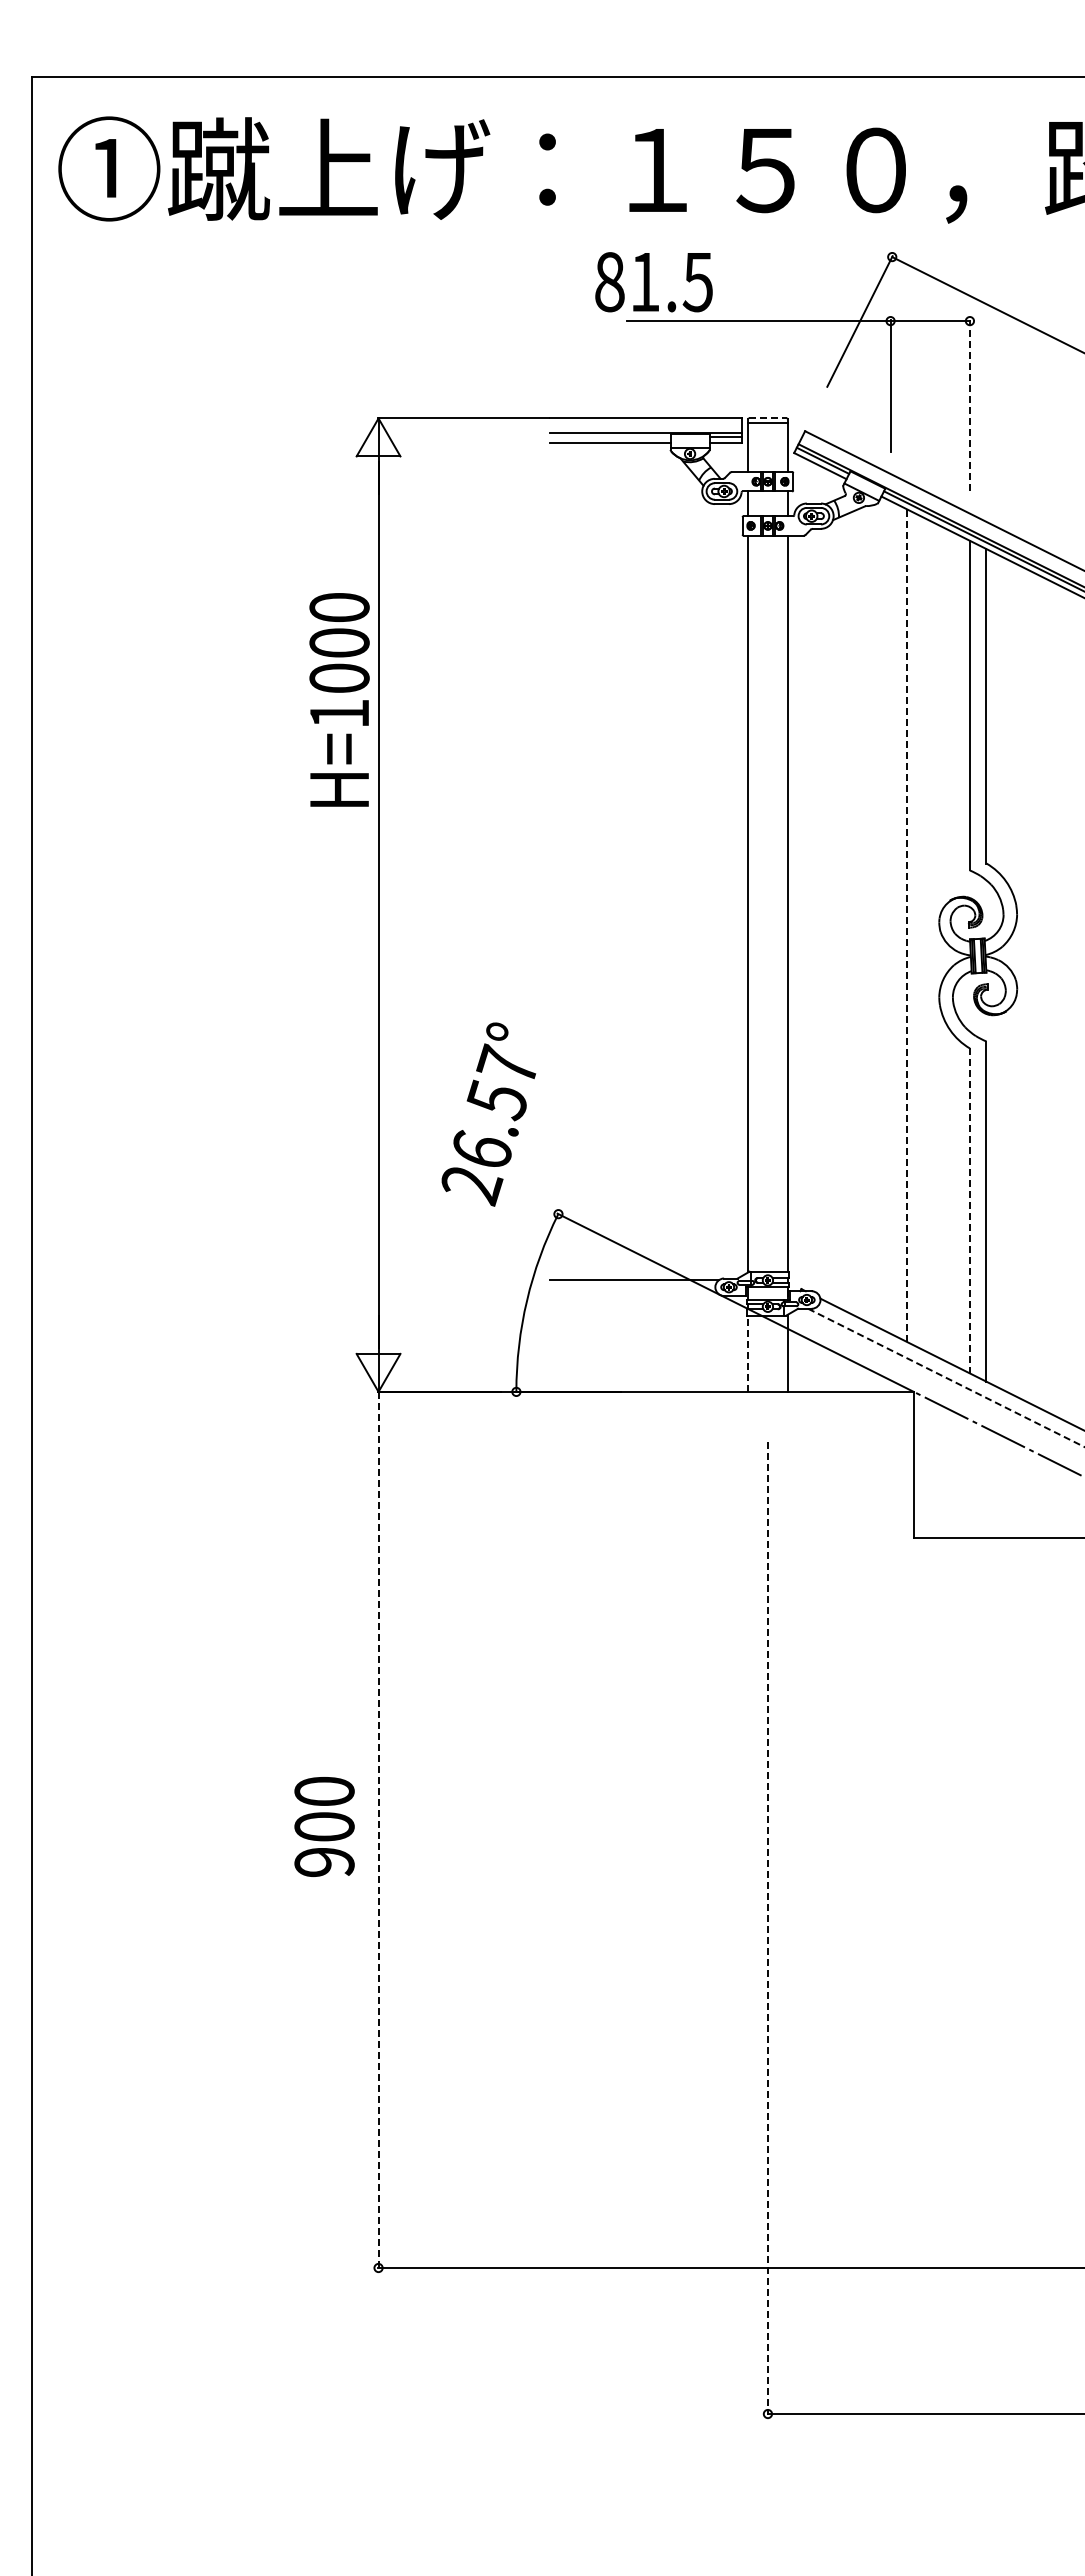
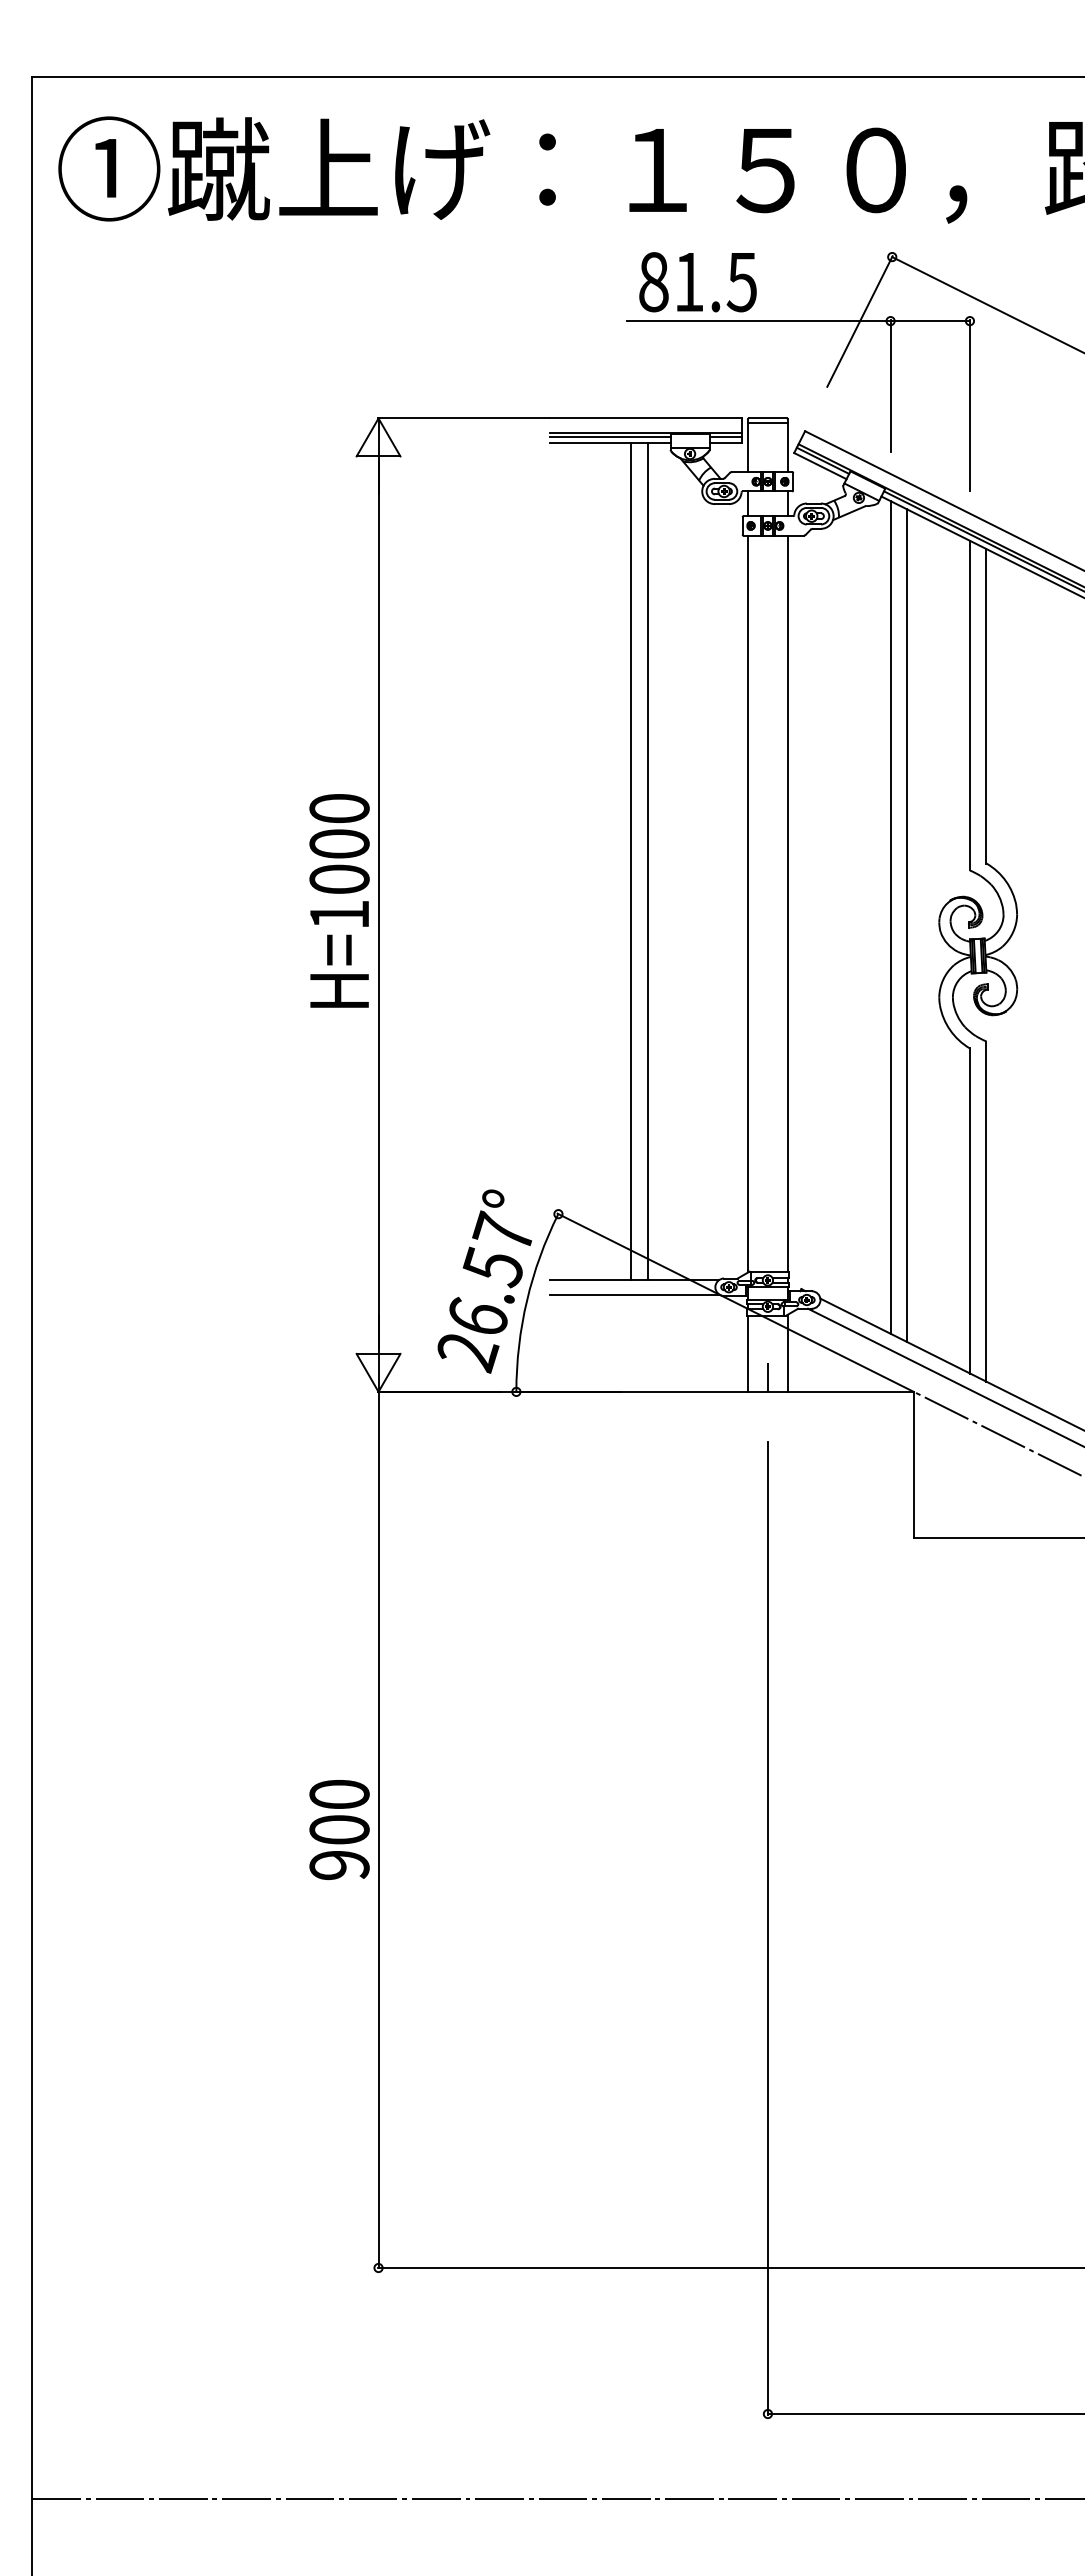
text position: (653, 282) -> (697, 282) (697, 282)
line: dashed -> solid (969, 405)
line: dashed -> solid (767, 418)
line: none -> present (610, 436)
text position: (339, 699) -> (339, 900) (339, 900)
line: none -> present (631, 860)
line: none -> present (647, 860)
line: none -> present (890, 917)
line: dashed -> solid (907, 925)
text position: (488, 1114) -> (484, 1281) (484, 1281)
line: dashed -> solid (969, 1211)
line: none -> present (634, 1294)
line: dashed -> solid (748, 1353)
line: none -> present (767, 1377)
line: dashed -> solid (946, 1378)
text position: (324, 1826) -> (339, 1829) (339, 1829)
line: dashed -> solid (378, 1830)
line: dashed -> solid (767, 1928)
line: none -> present (556, 2498)
